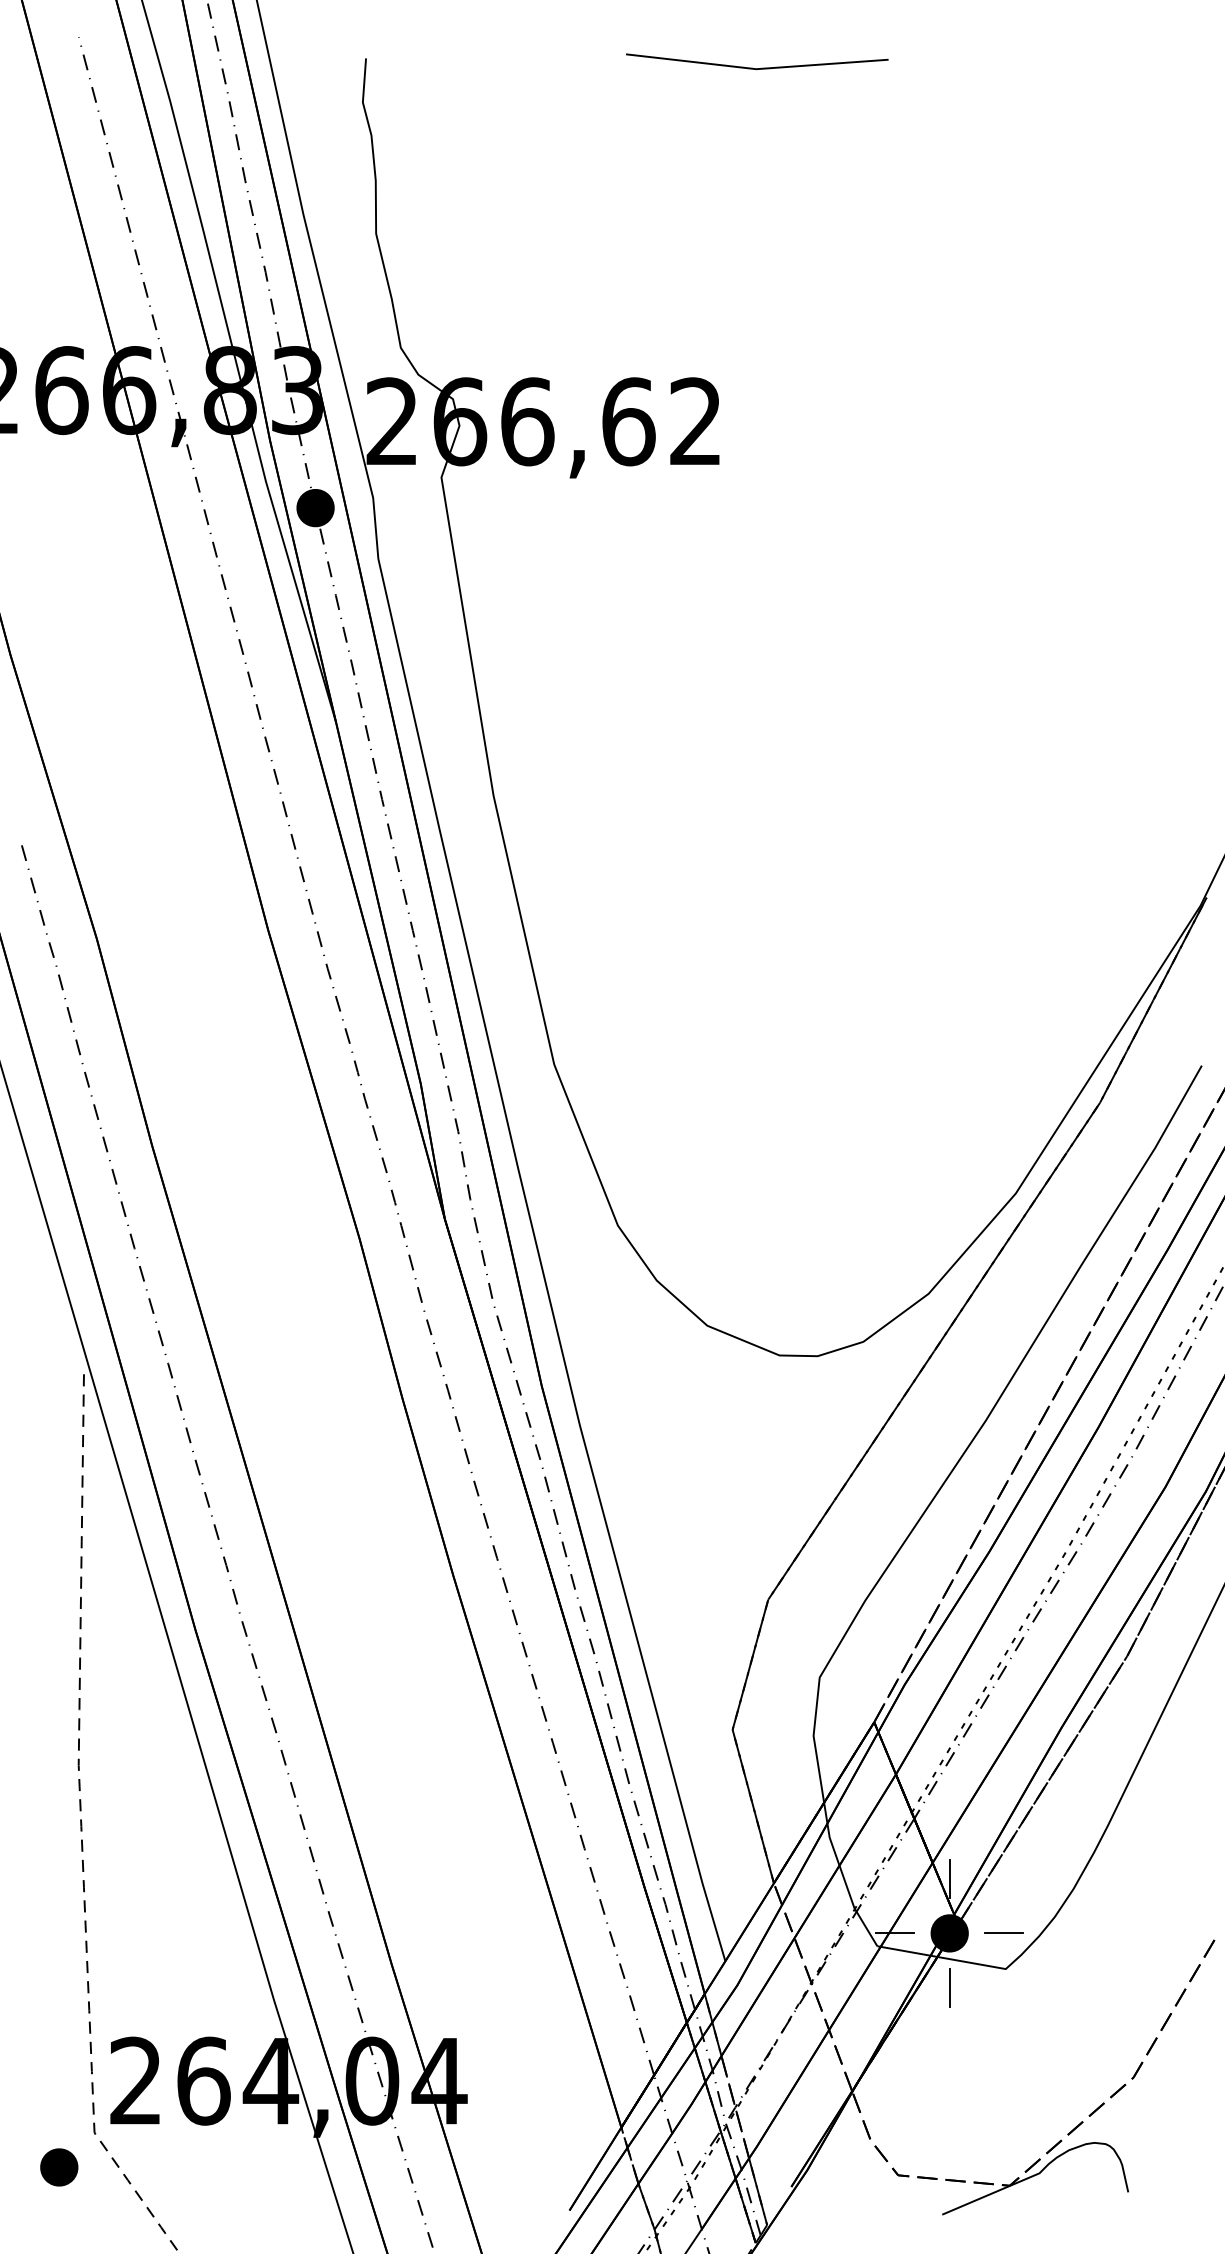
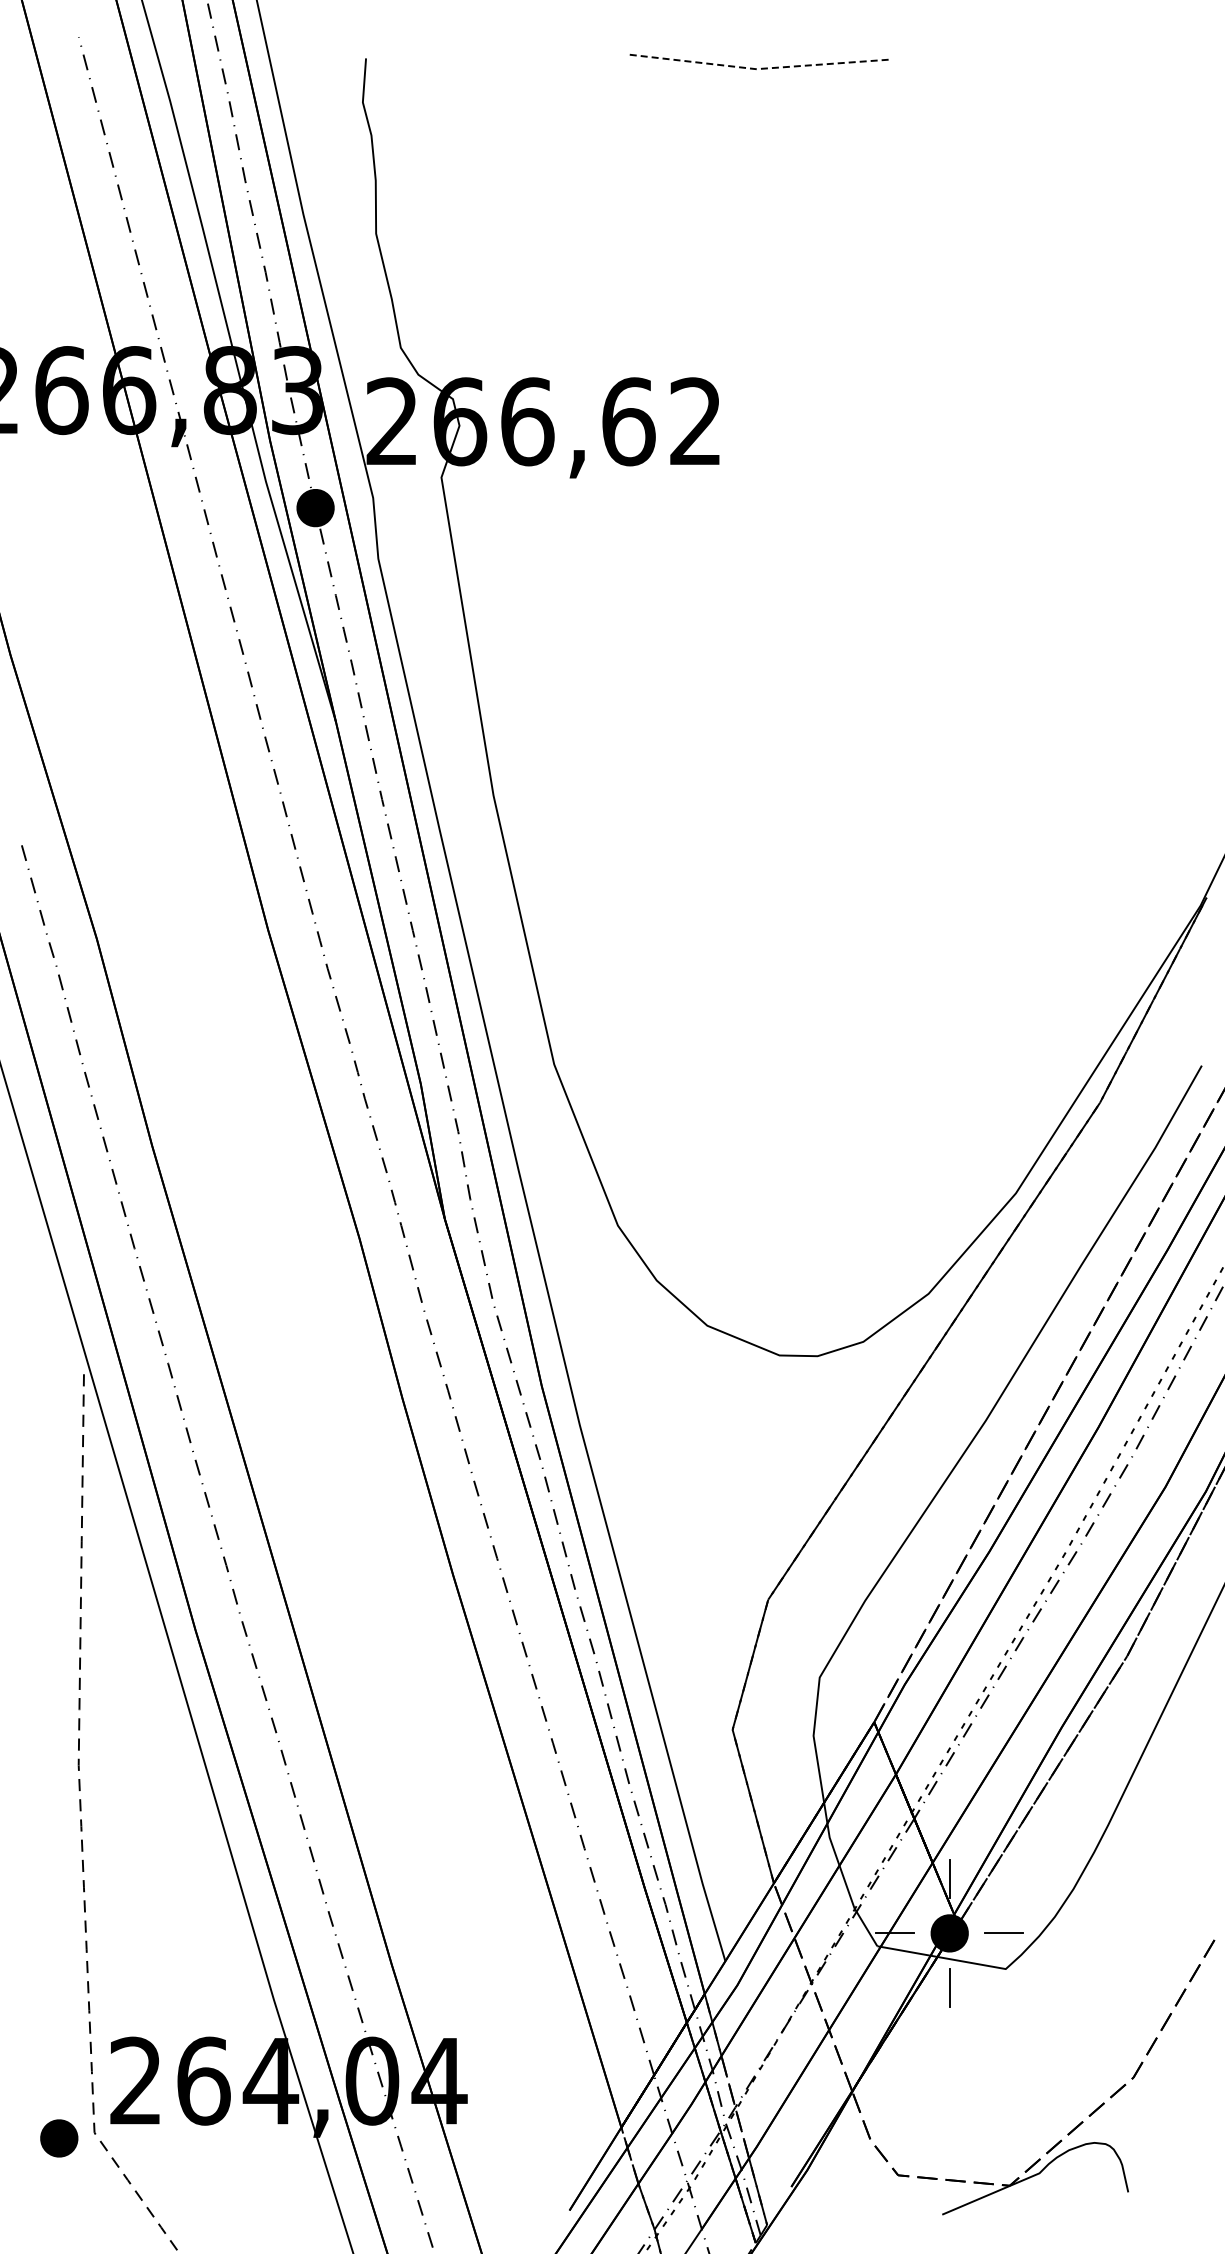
line: solid -> dashed (756, 69)
part position: (59, 2167) -> (59, 2138) (59, 2138)
